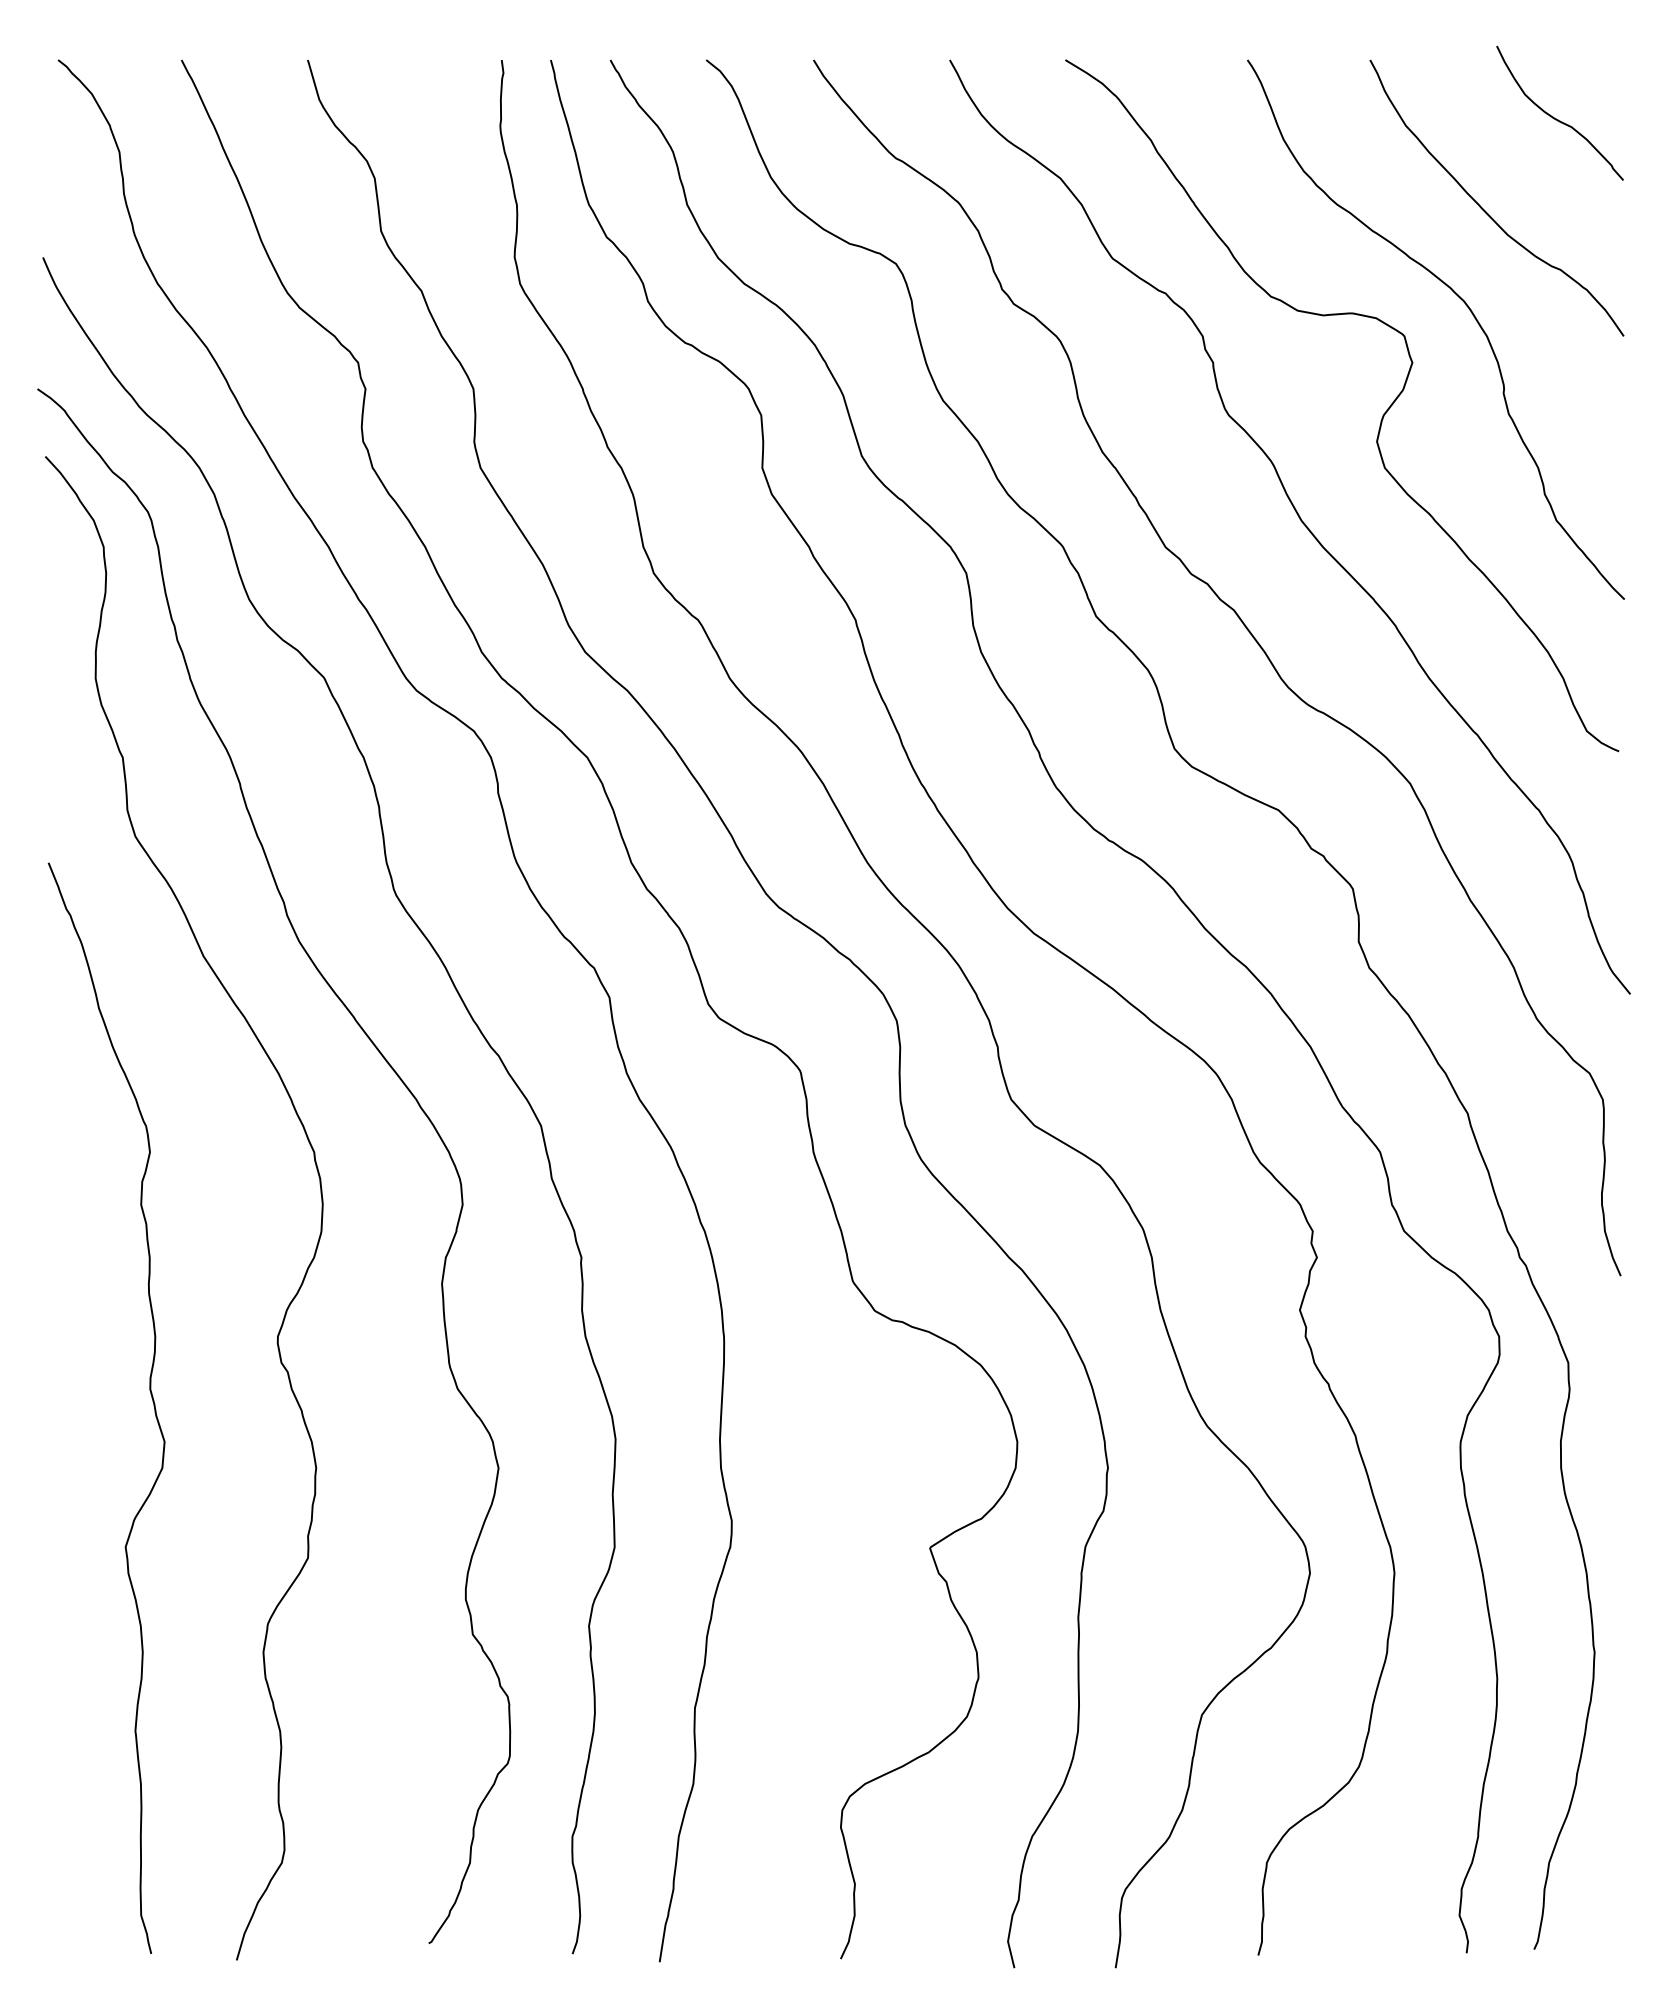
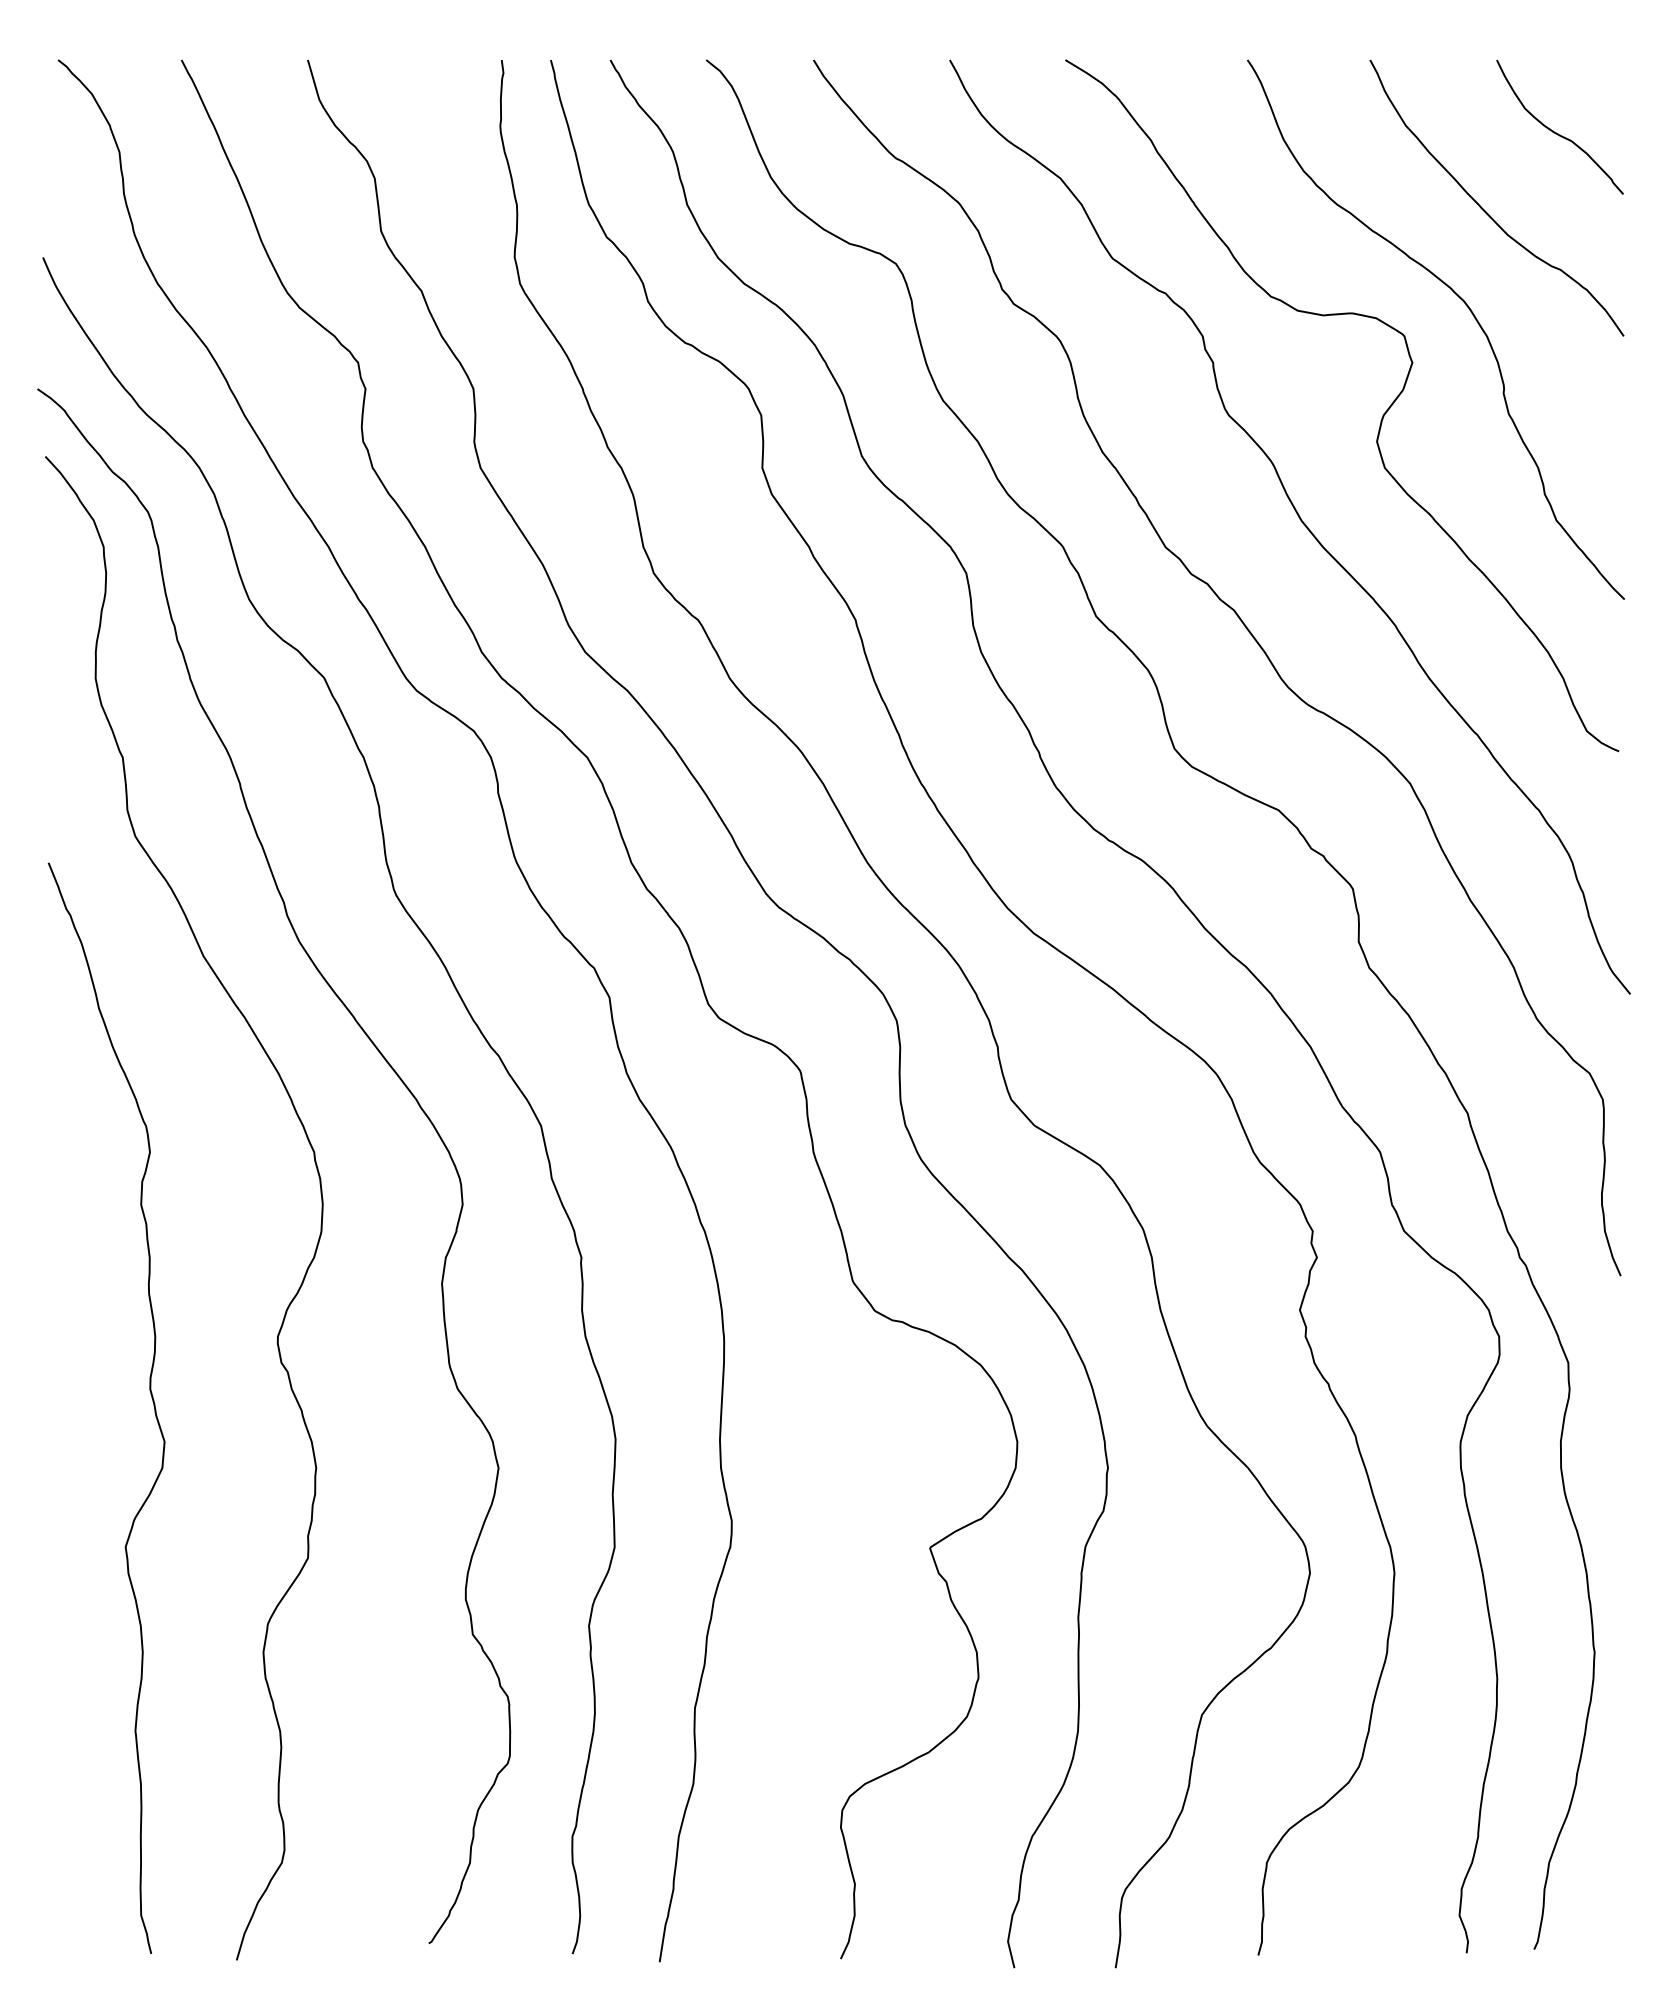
curve position: (1556, 118) -> (1556, 132) (1556, 132)
